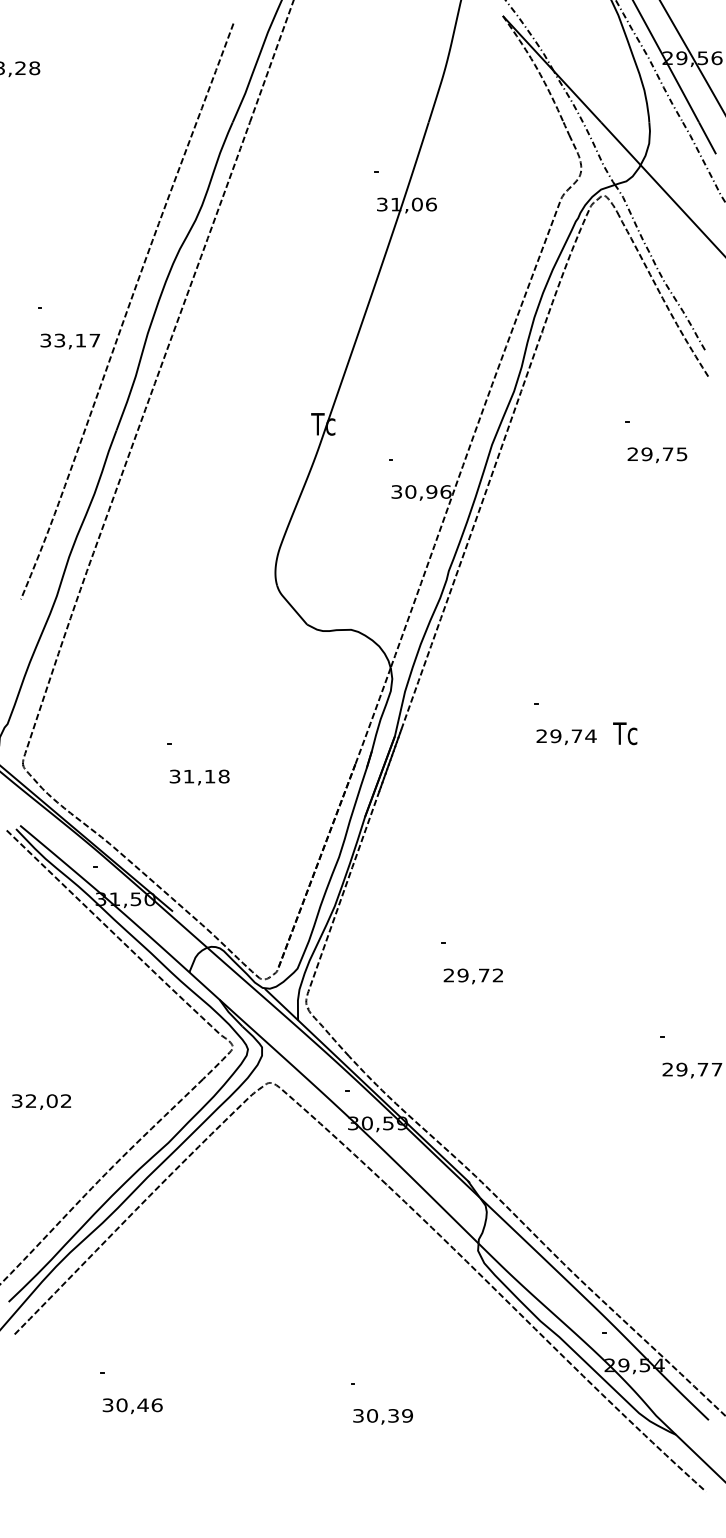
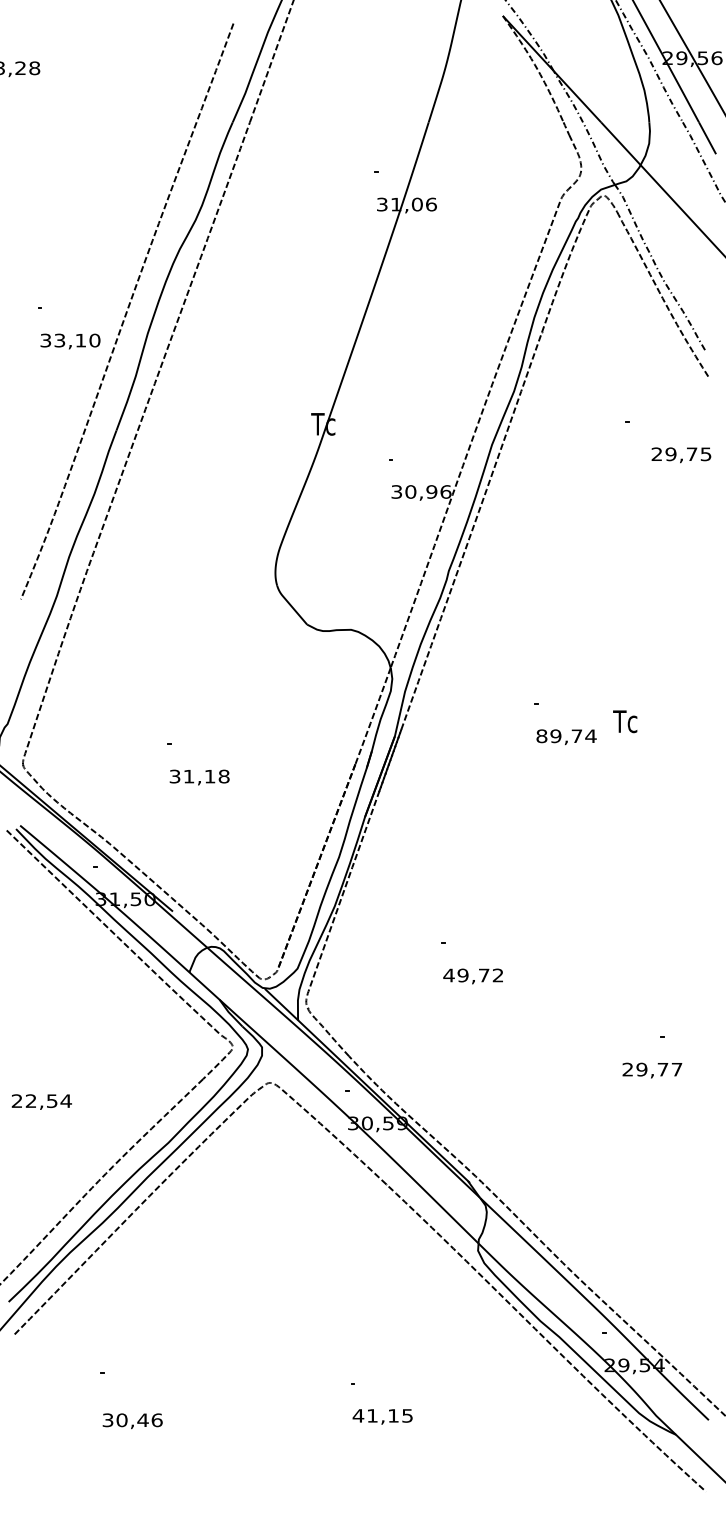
text: 33,17 -> 33,10 (94, 340)
text position: (657, 455) -> (681, 455) (681, 455)
text position: (625, 733) -> (625, 721) (625, 721)
text: 29,74 -> 89,74 (541, 736)
text: 29,72 -> 49,72 (448, 975)
text position: (692, 1070) -> (652, 1070) (652, 1070)
text: 32,02 -> 22,54 (41, 1101)
text position: (132, 1406) -> (132, 1421) (132, 1421)
text: 30,39 -> 41,15 (382, 1415)
